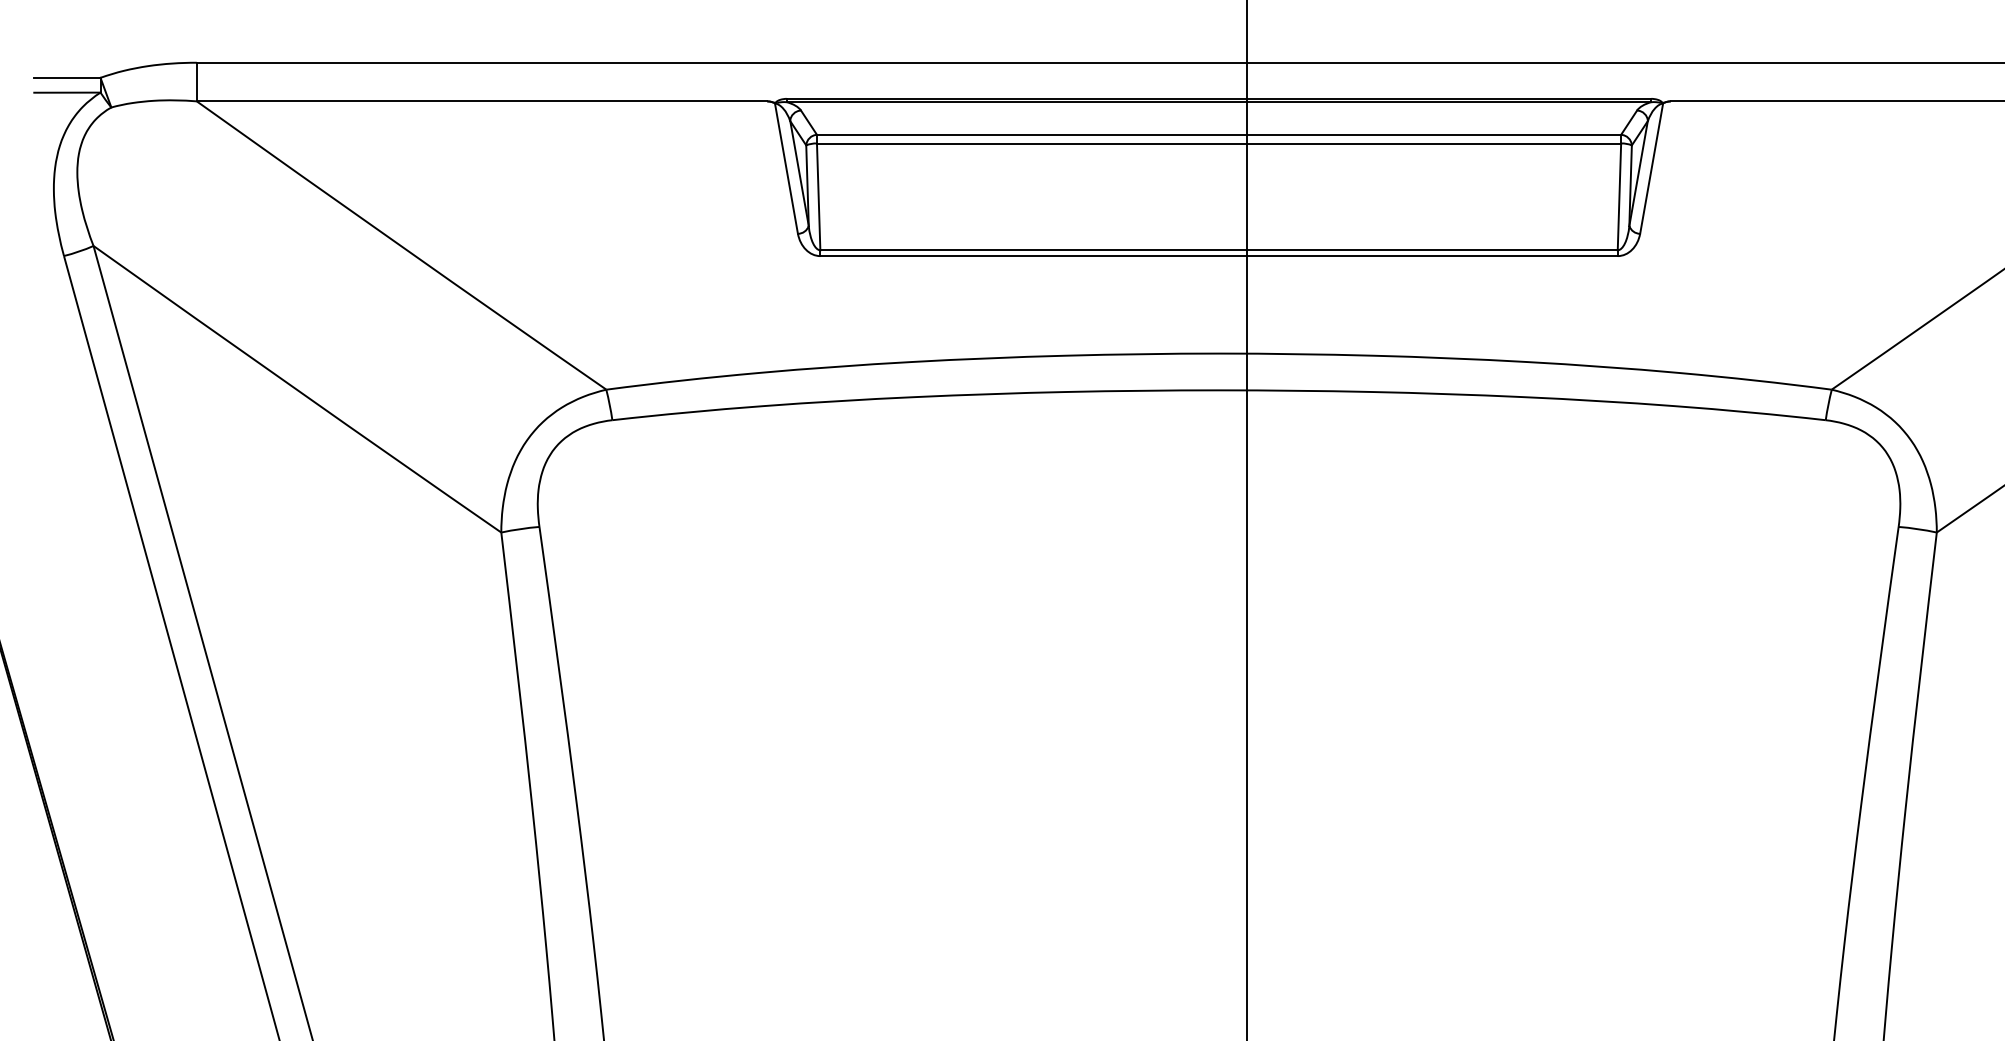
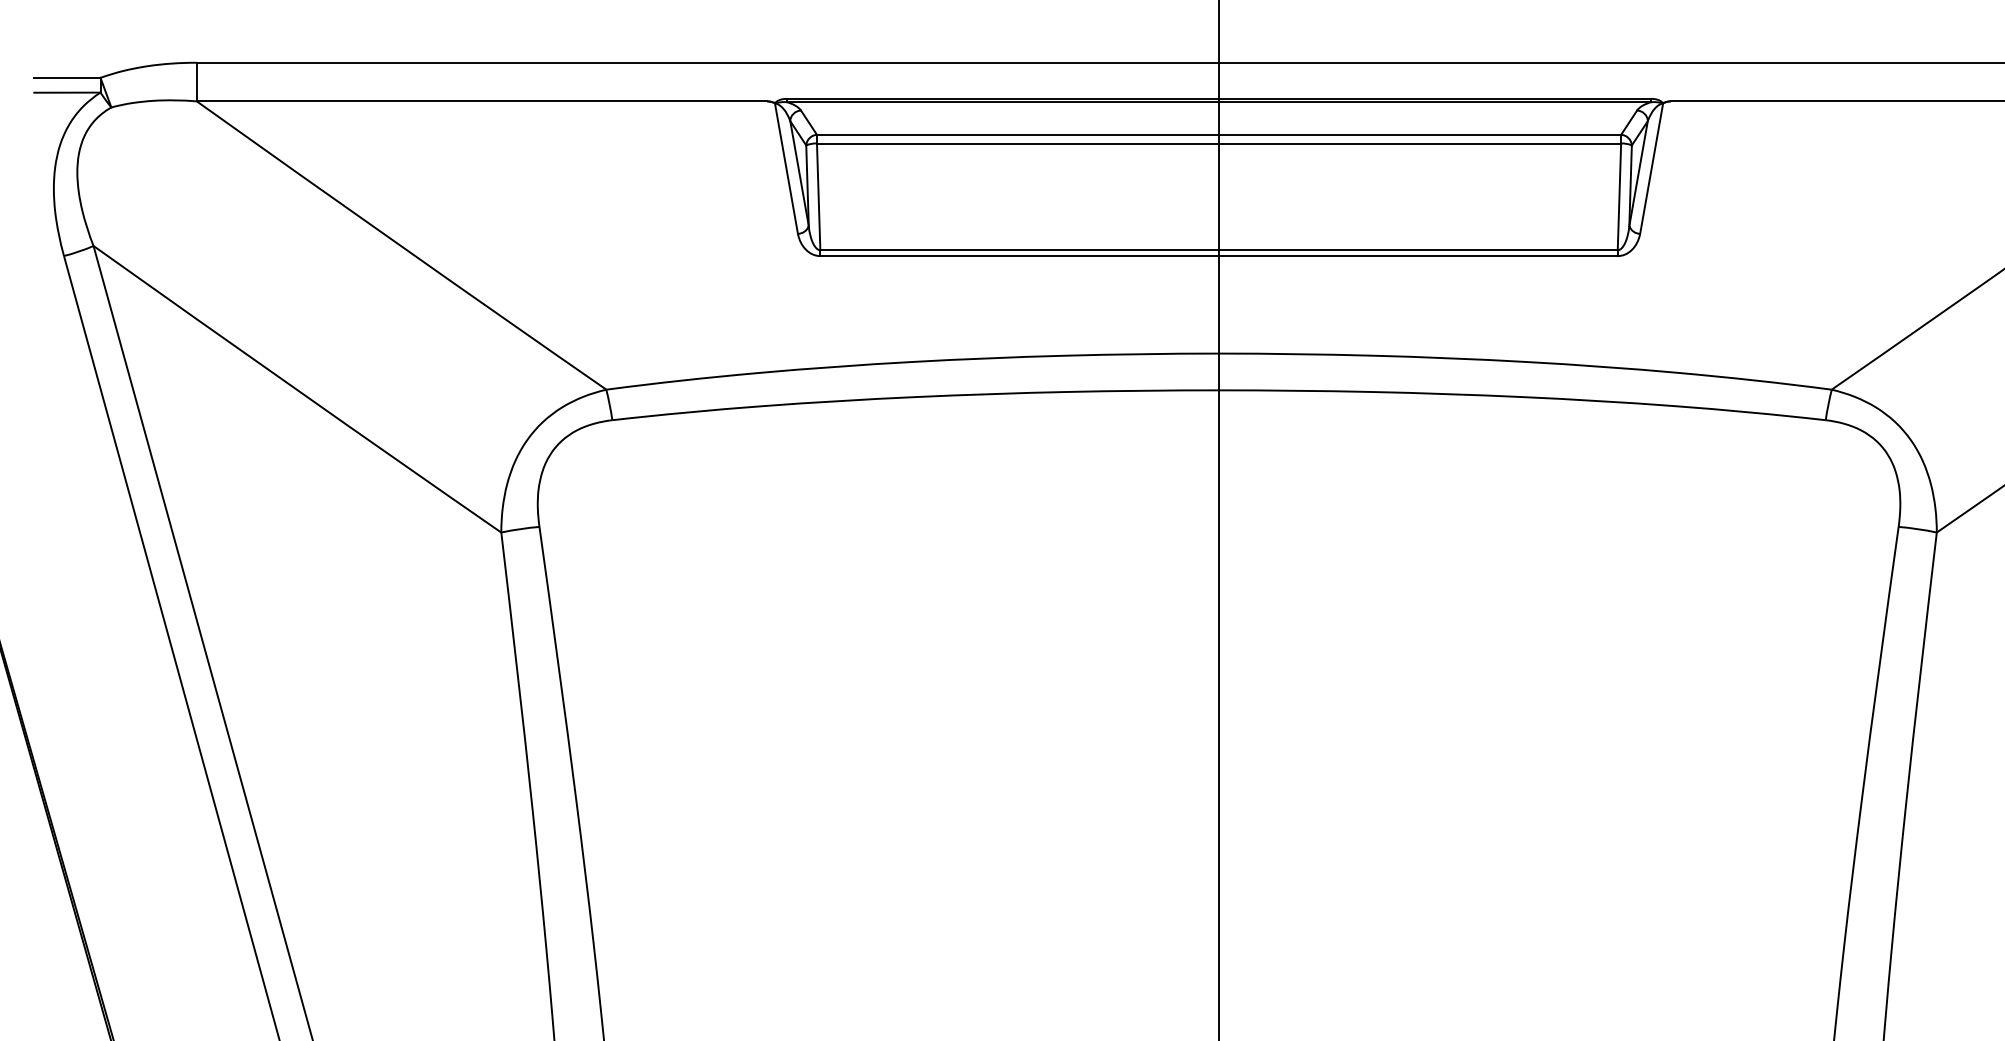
line position: (1247, 519) -> (1219, 519) (1219, 519)
